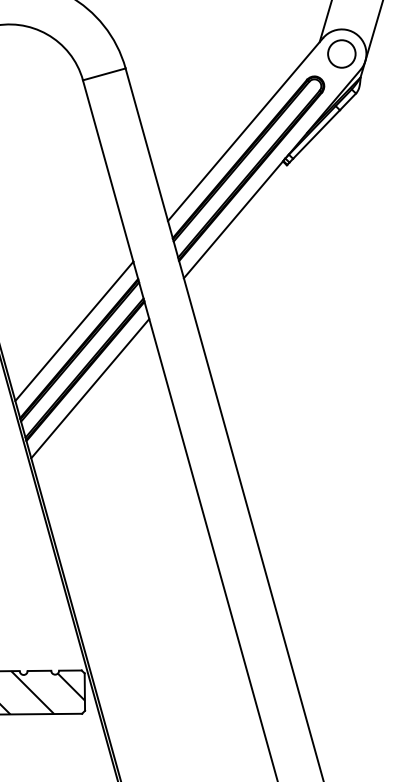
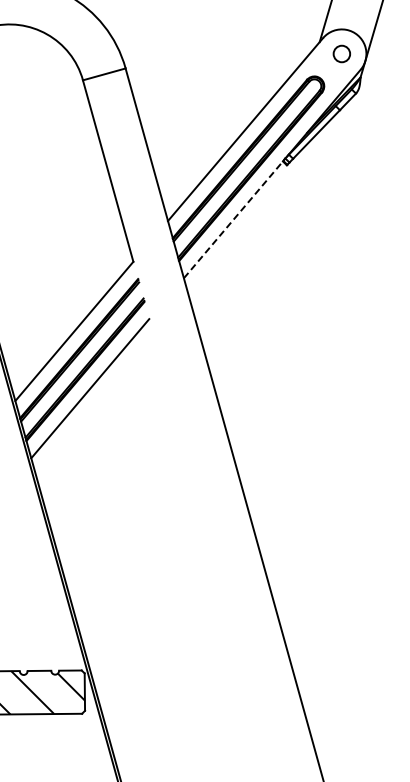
circle size: 30x30 px -> 19x20 px (341, 53)
line: solid -> dashed (234, 218)
line: present -> none (205, 519)
